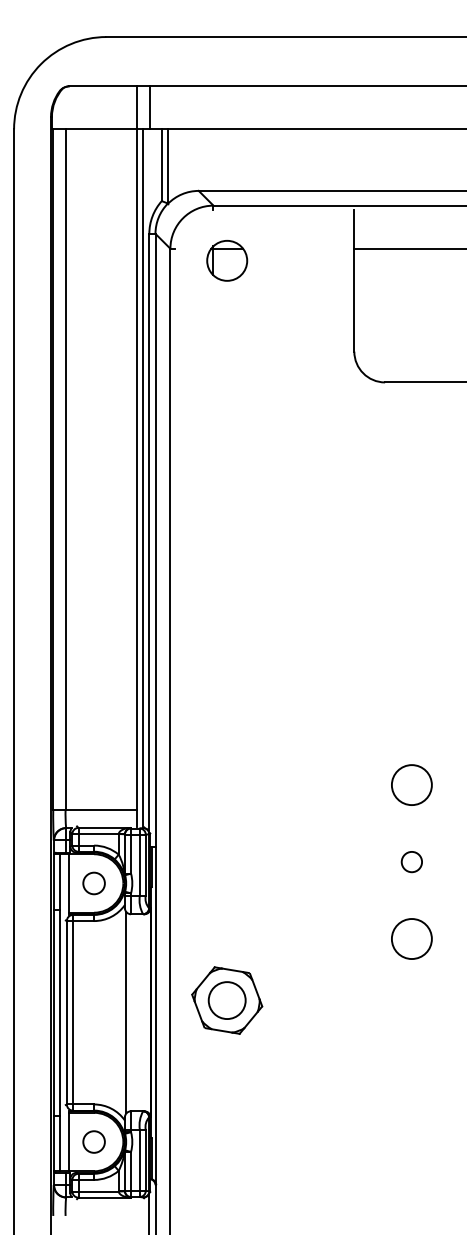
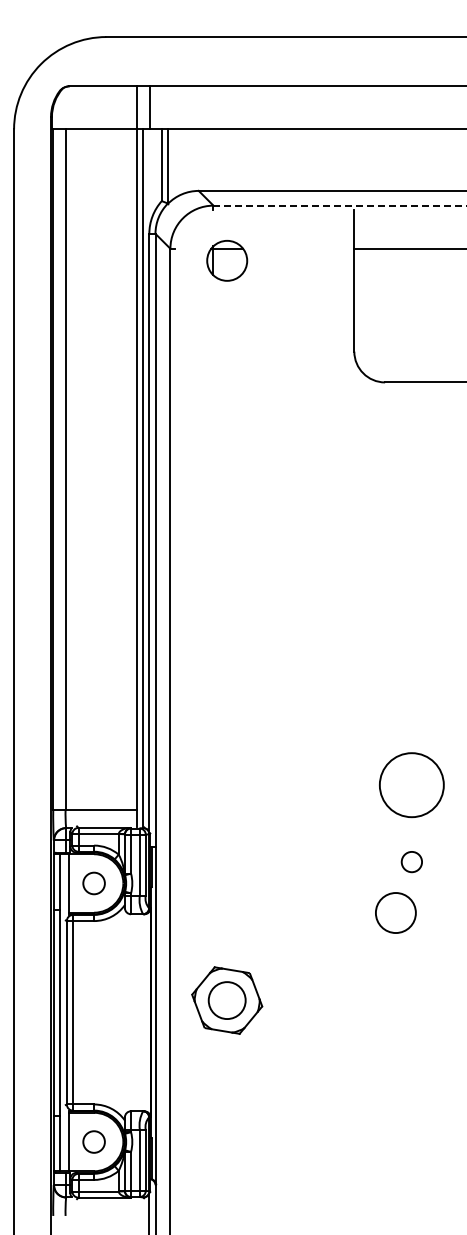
line: solid -> dashed (340, 205)
circle size: 42x42 px -> 66x67 px (411, 785)
circle position: (411, 938) -> (395, 912) (395, 912)
line: present -> none (126, 1012)
